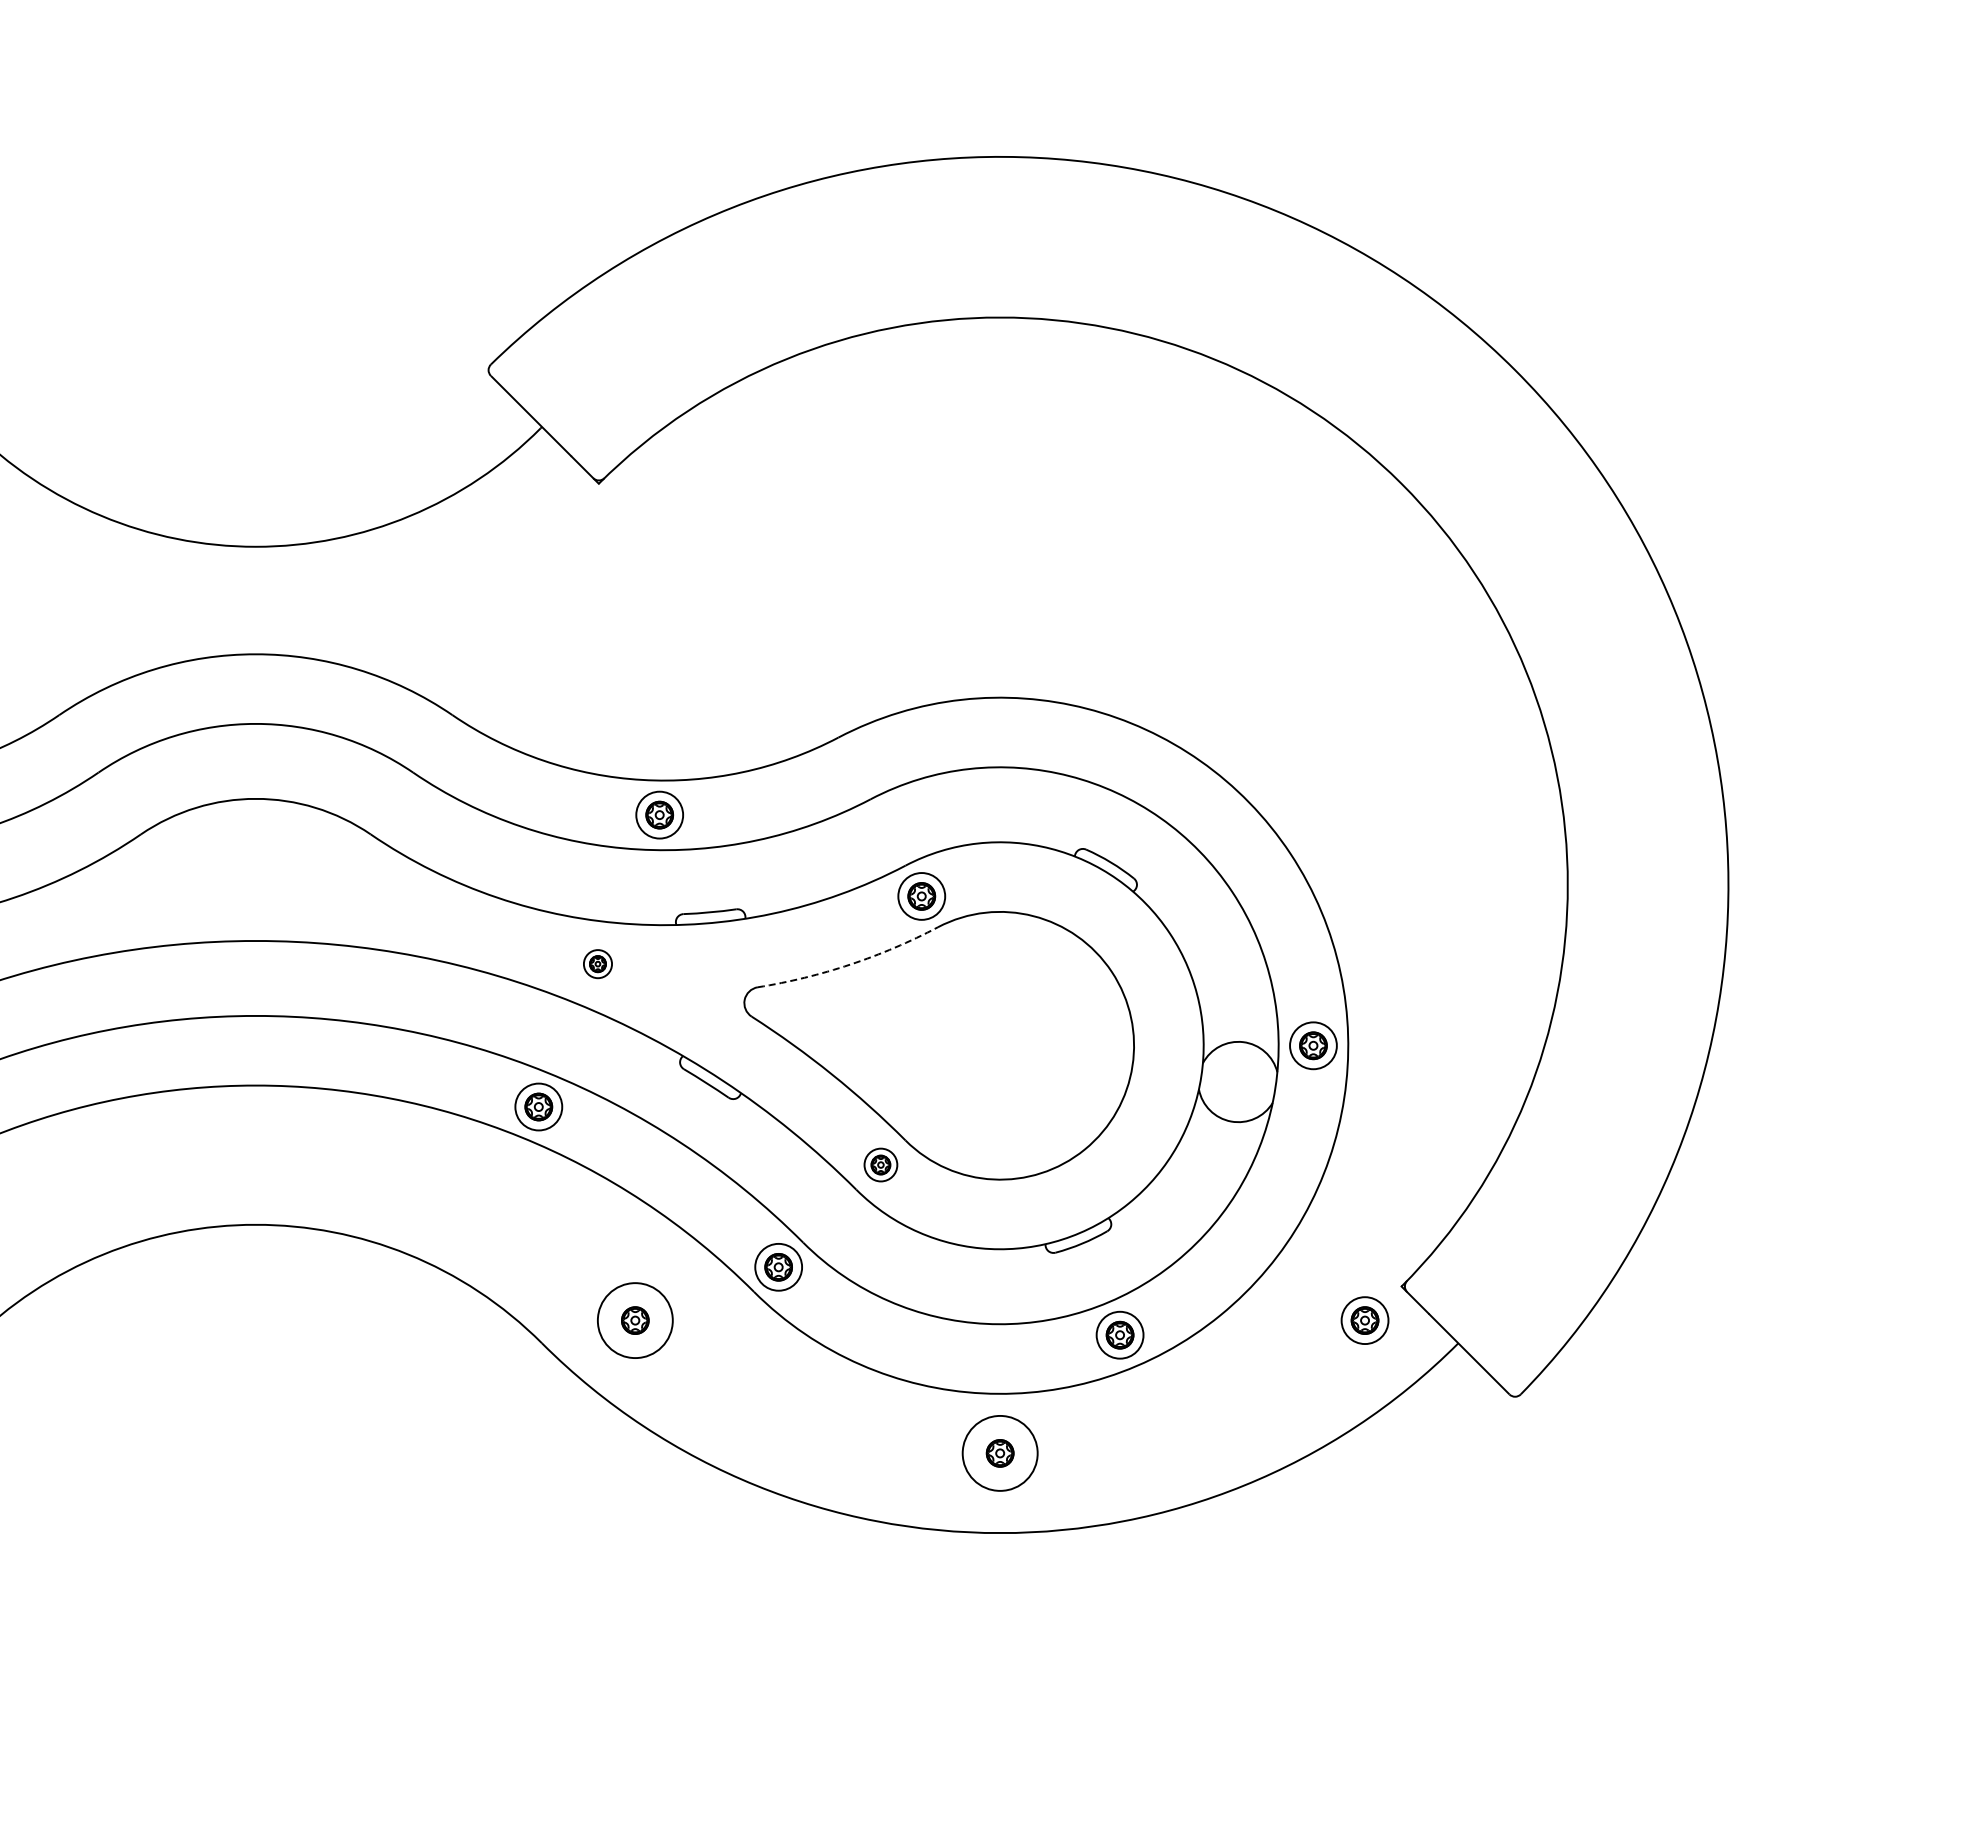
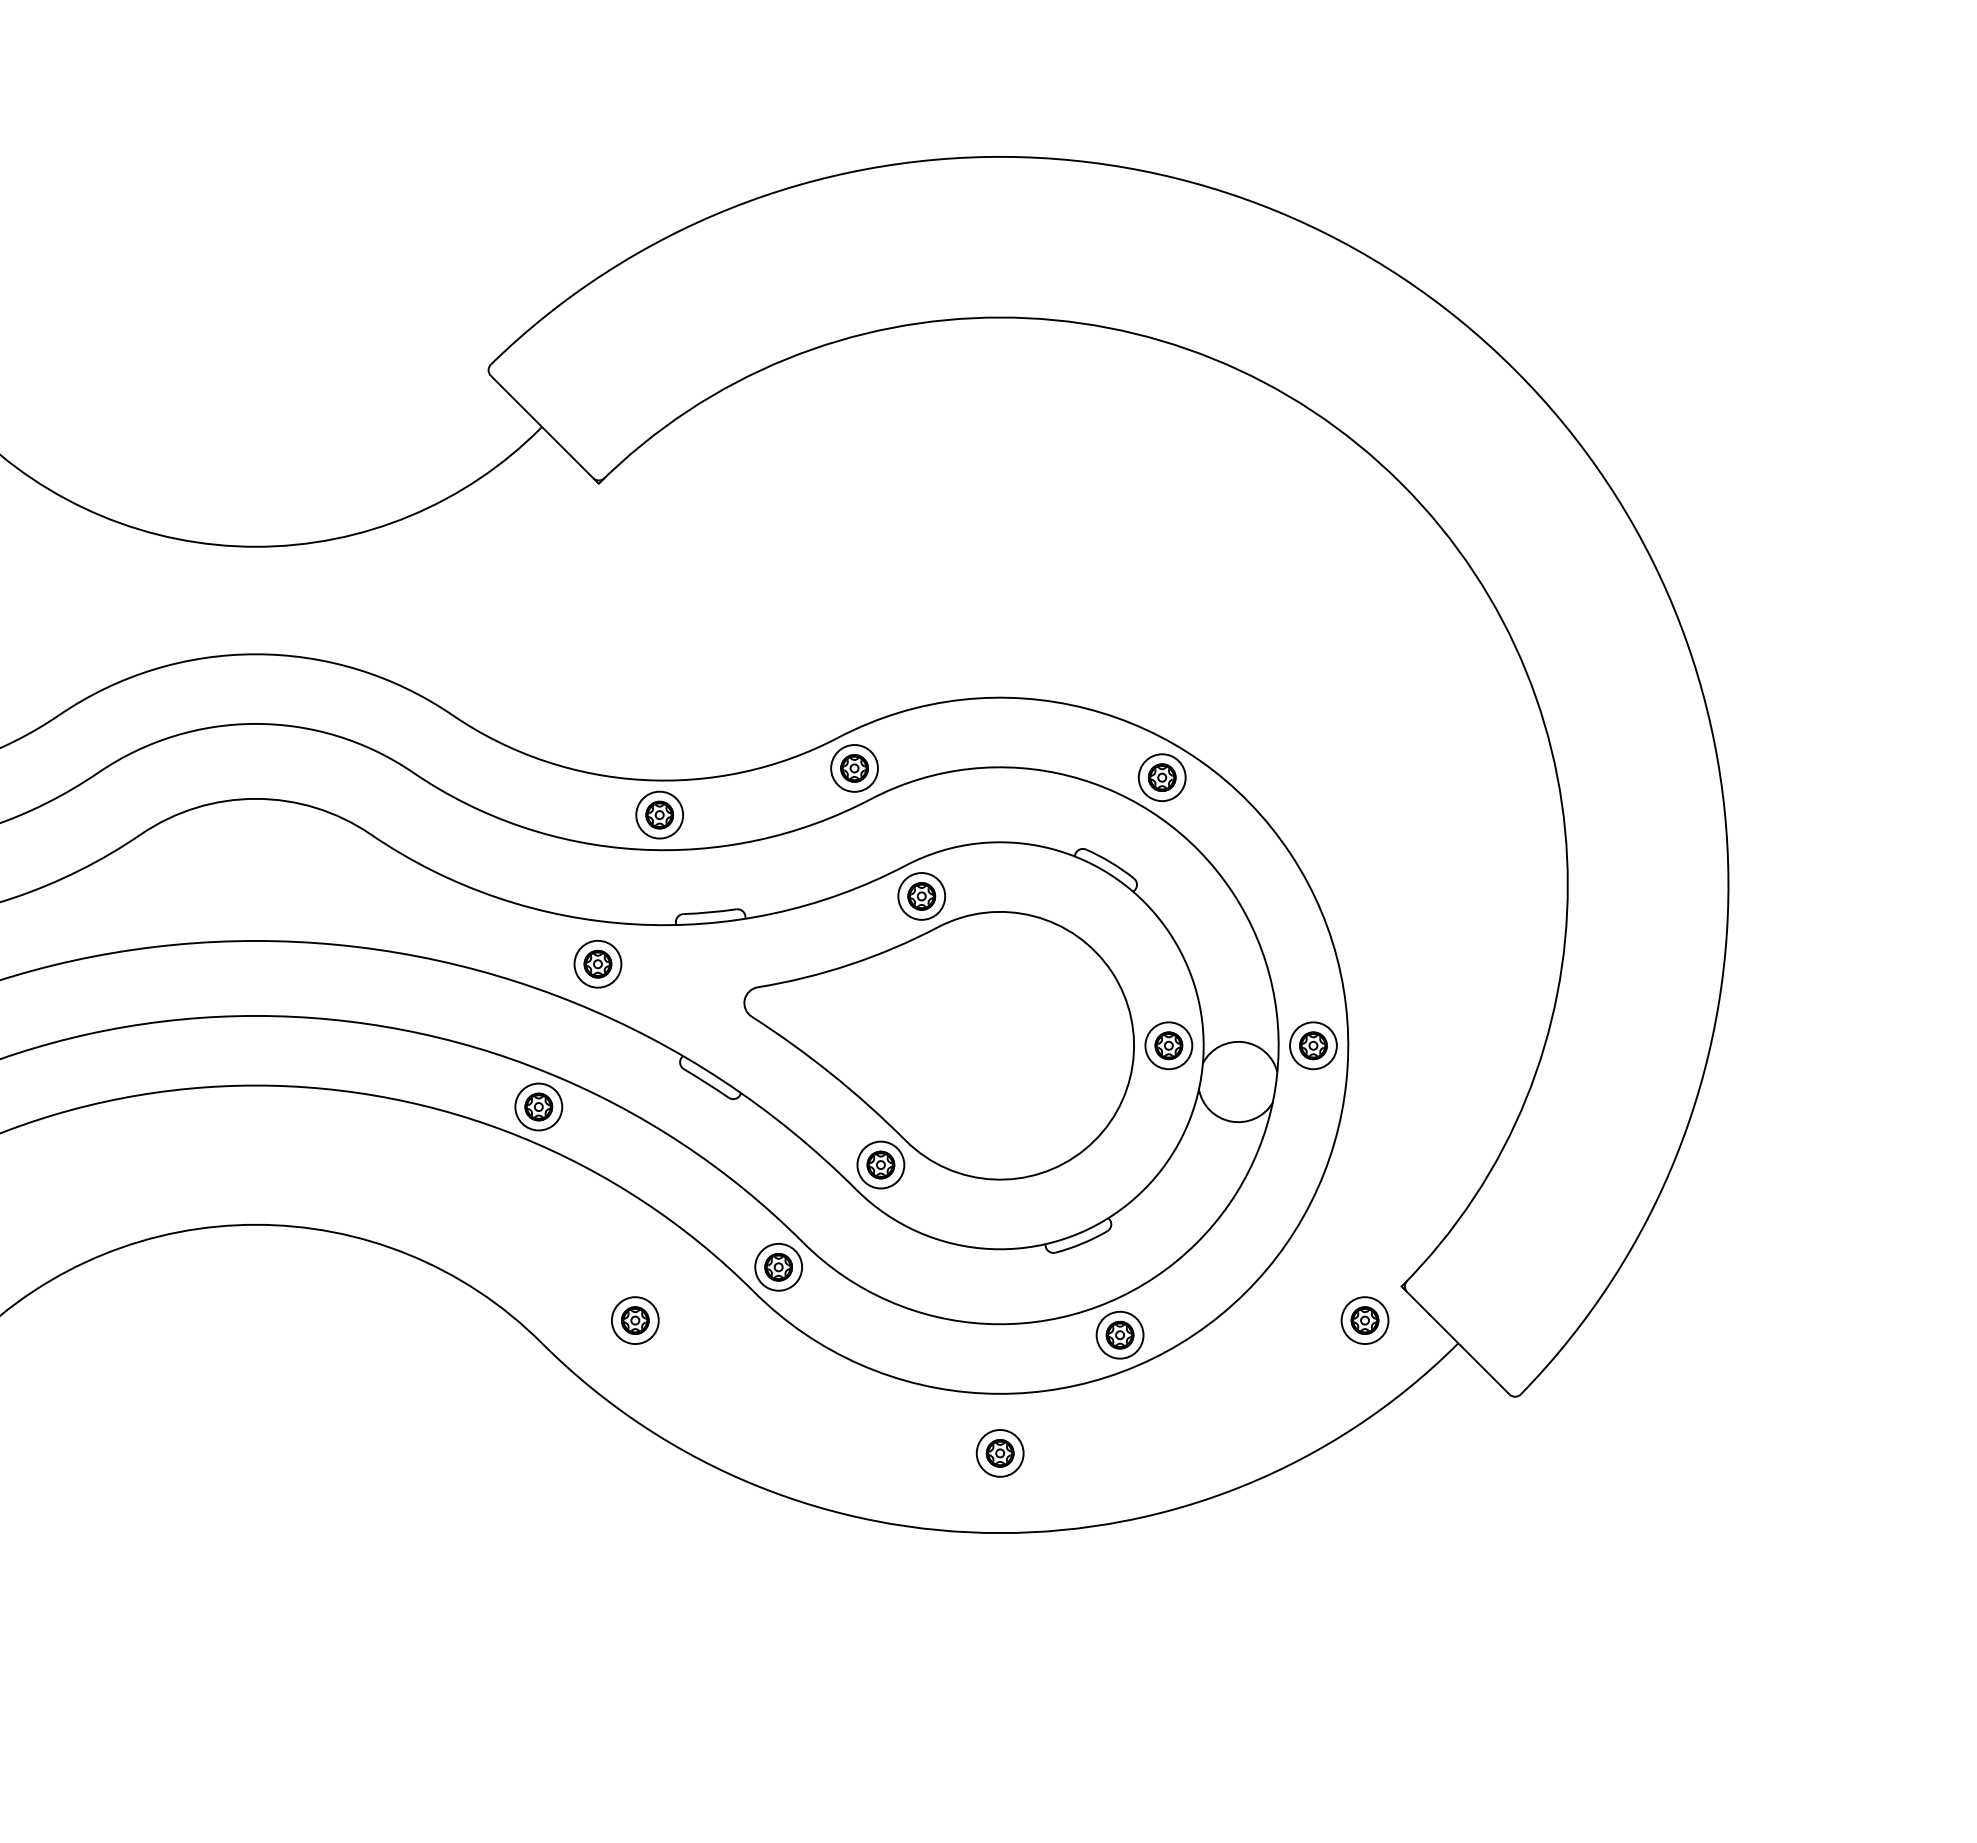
part: none -> present (854, 768)
part: none -> present (1161, 777)
part size: 30x31 px -> 50x50 px (597, 963)
arc: dashed -> solid (850, 964)
part: none -> present (1168, 1045)
part size: 36x36 px -> 50x50 px (880, 1164)
circle diameter: 75 px -> 47 px (634, 1320)
circle diameter: 75 px -> 47 px (999, 1452)
